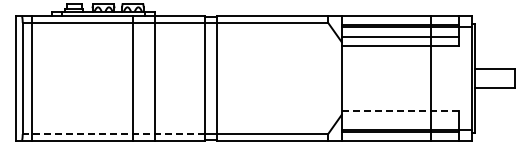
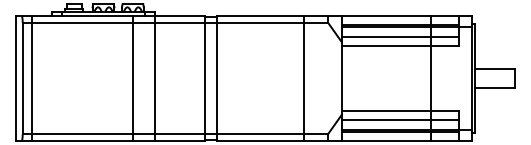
line: none -> present (304, 78)
line: dashed -> solid (400, 111)
line: none -> present (399, 119)
line: dashed -> solid (113, 134)
